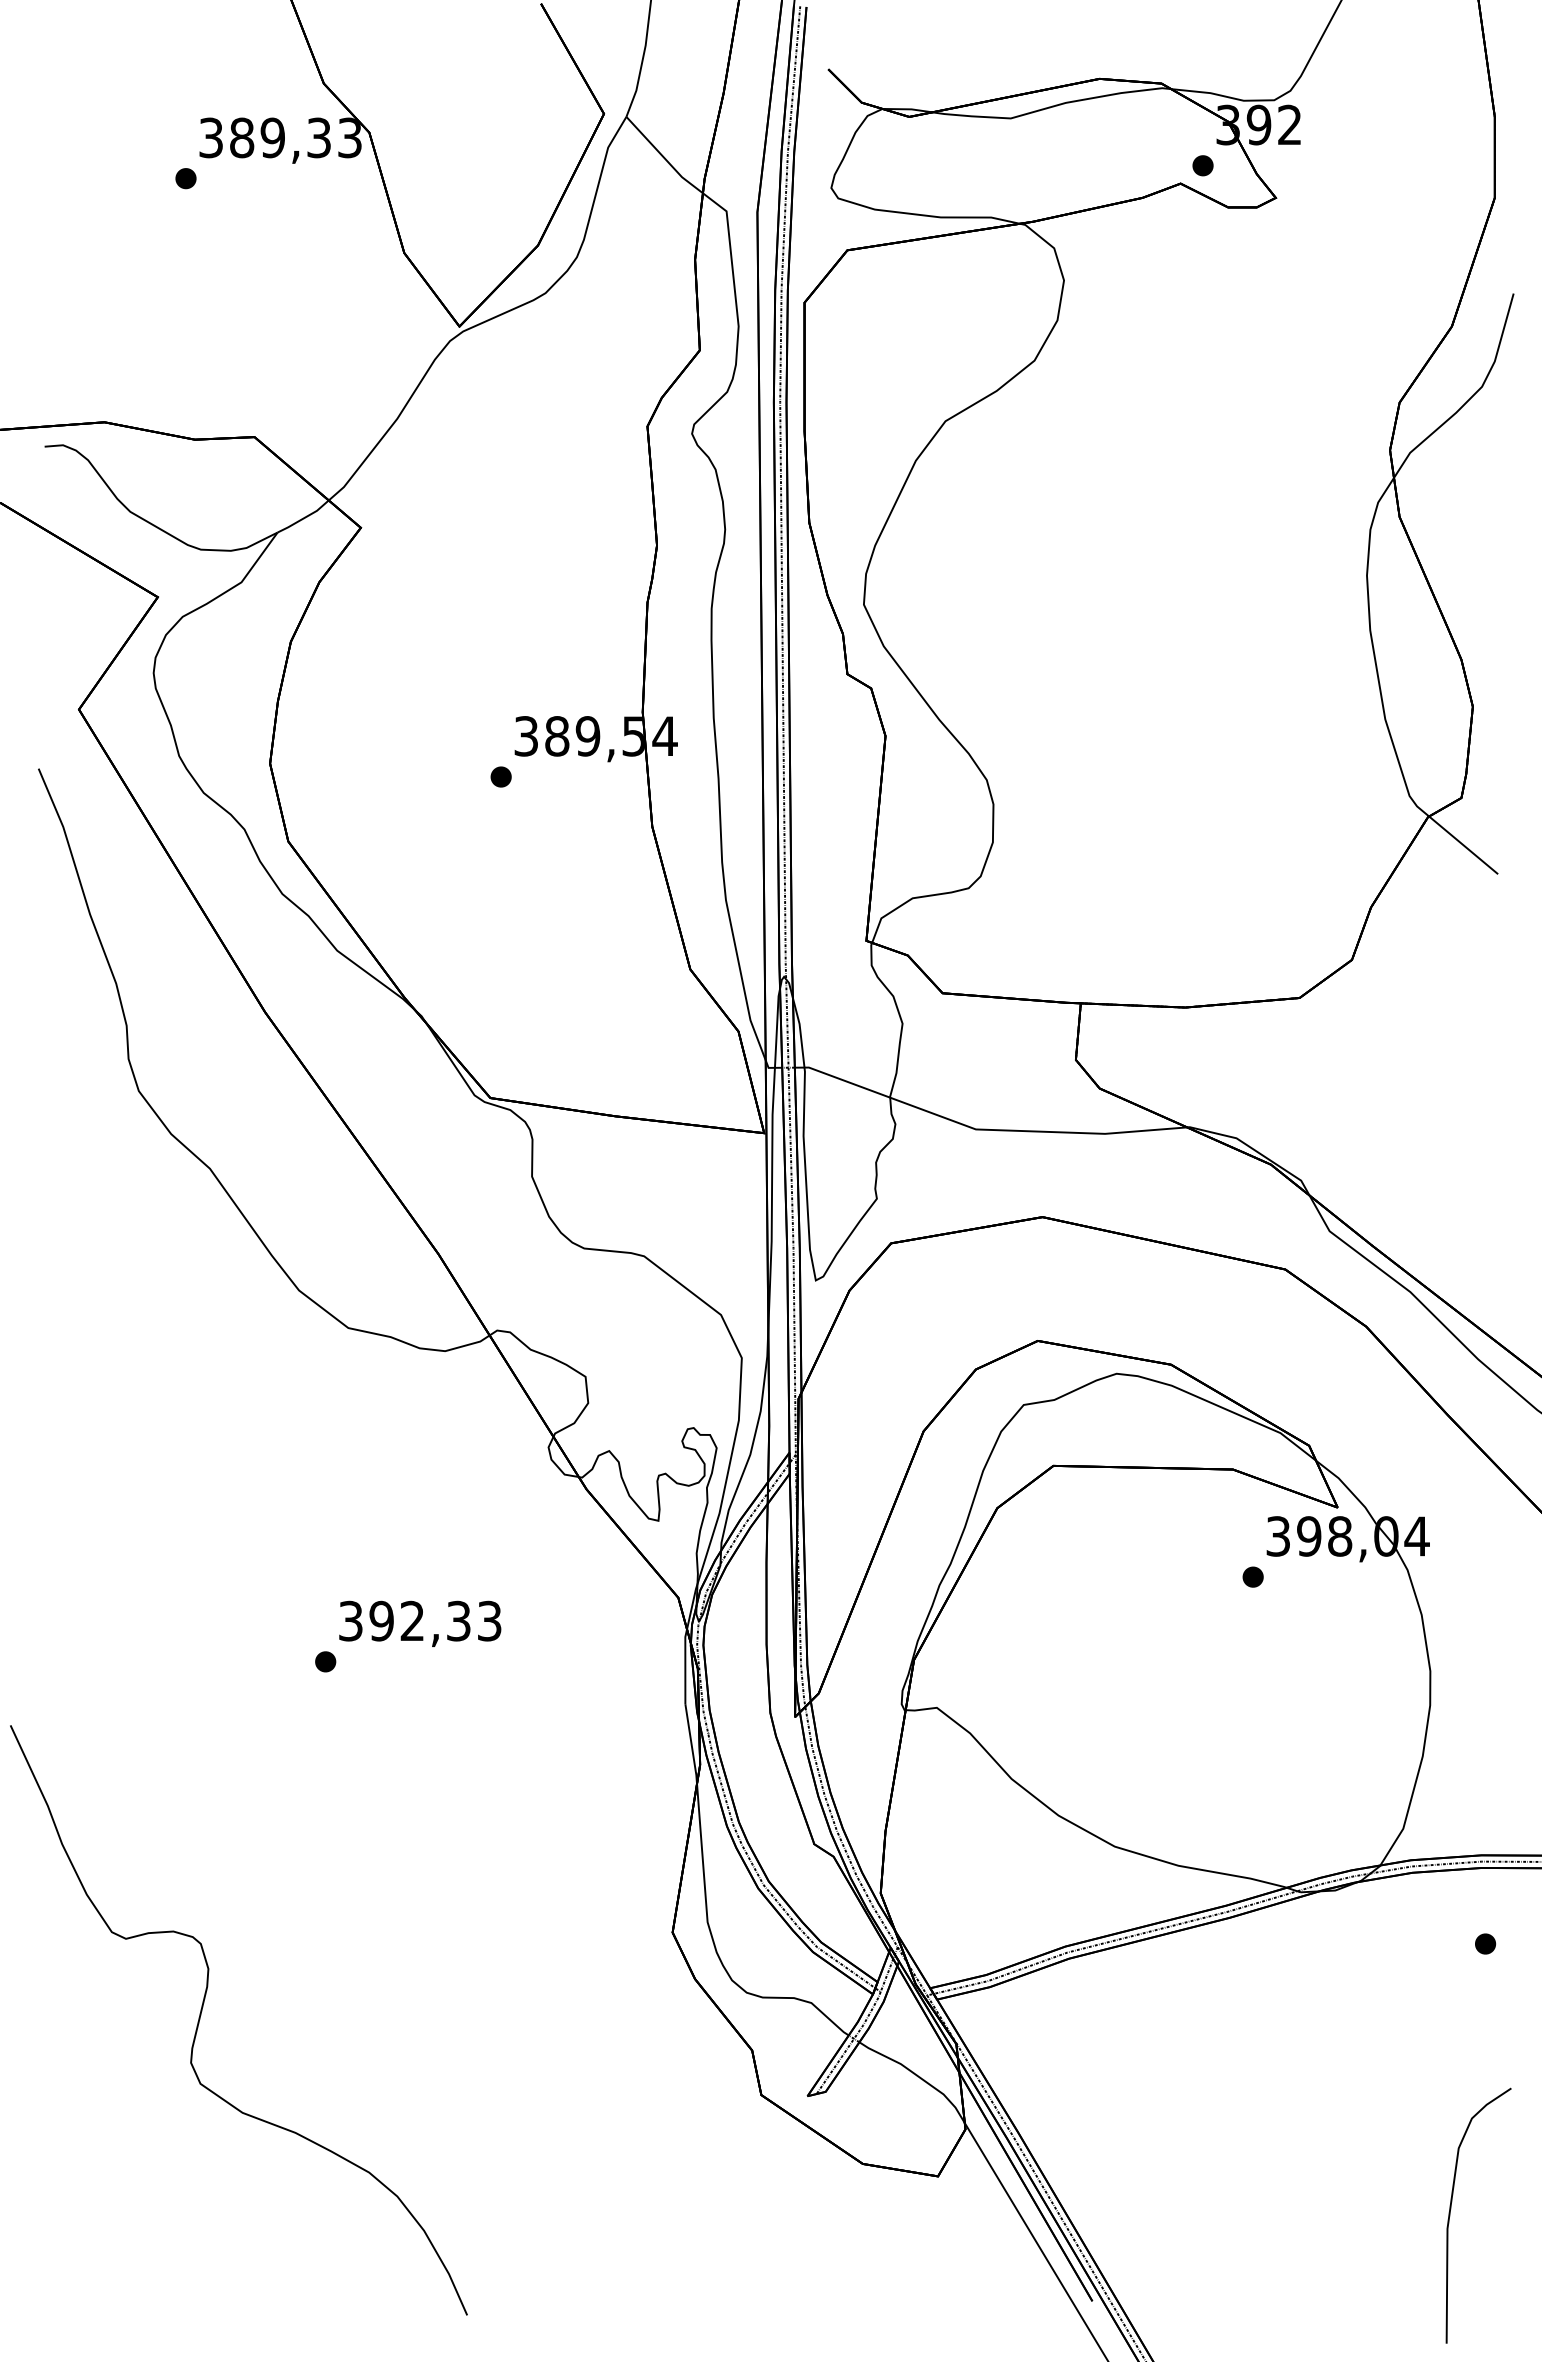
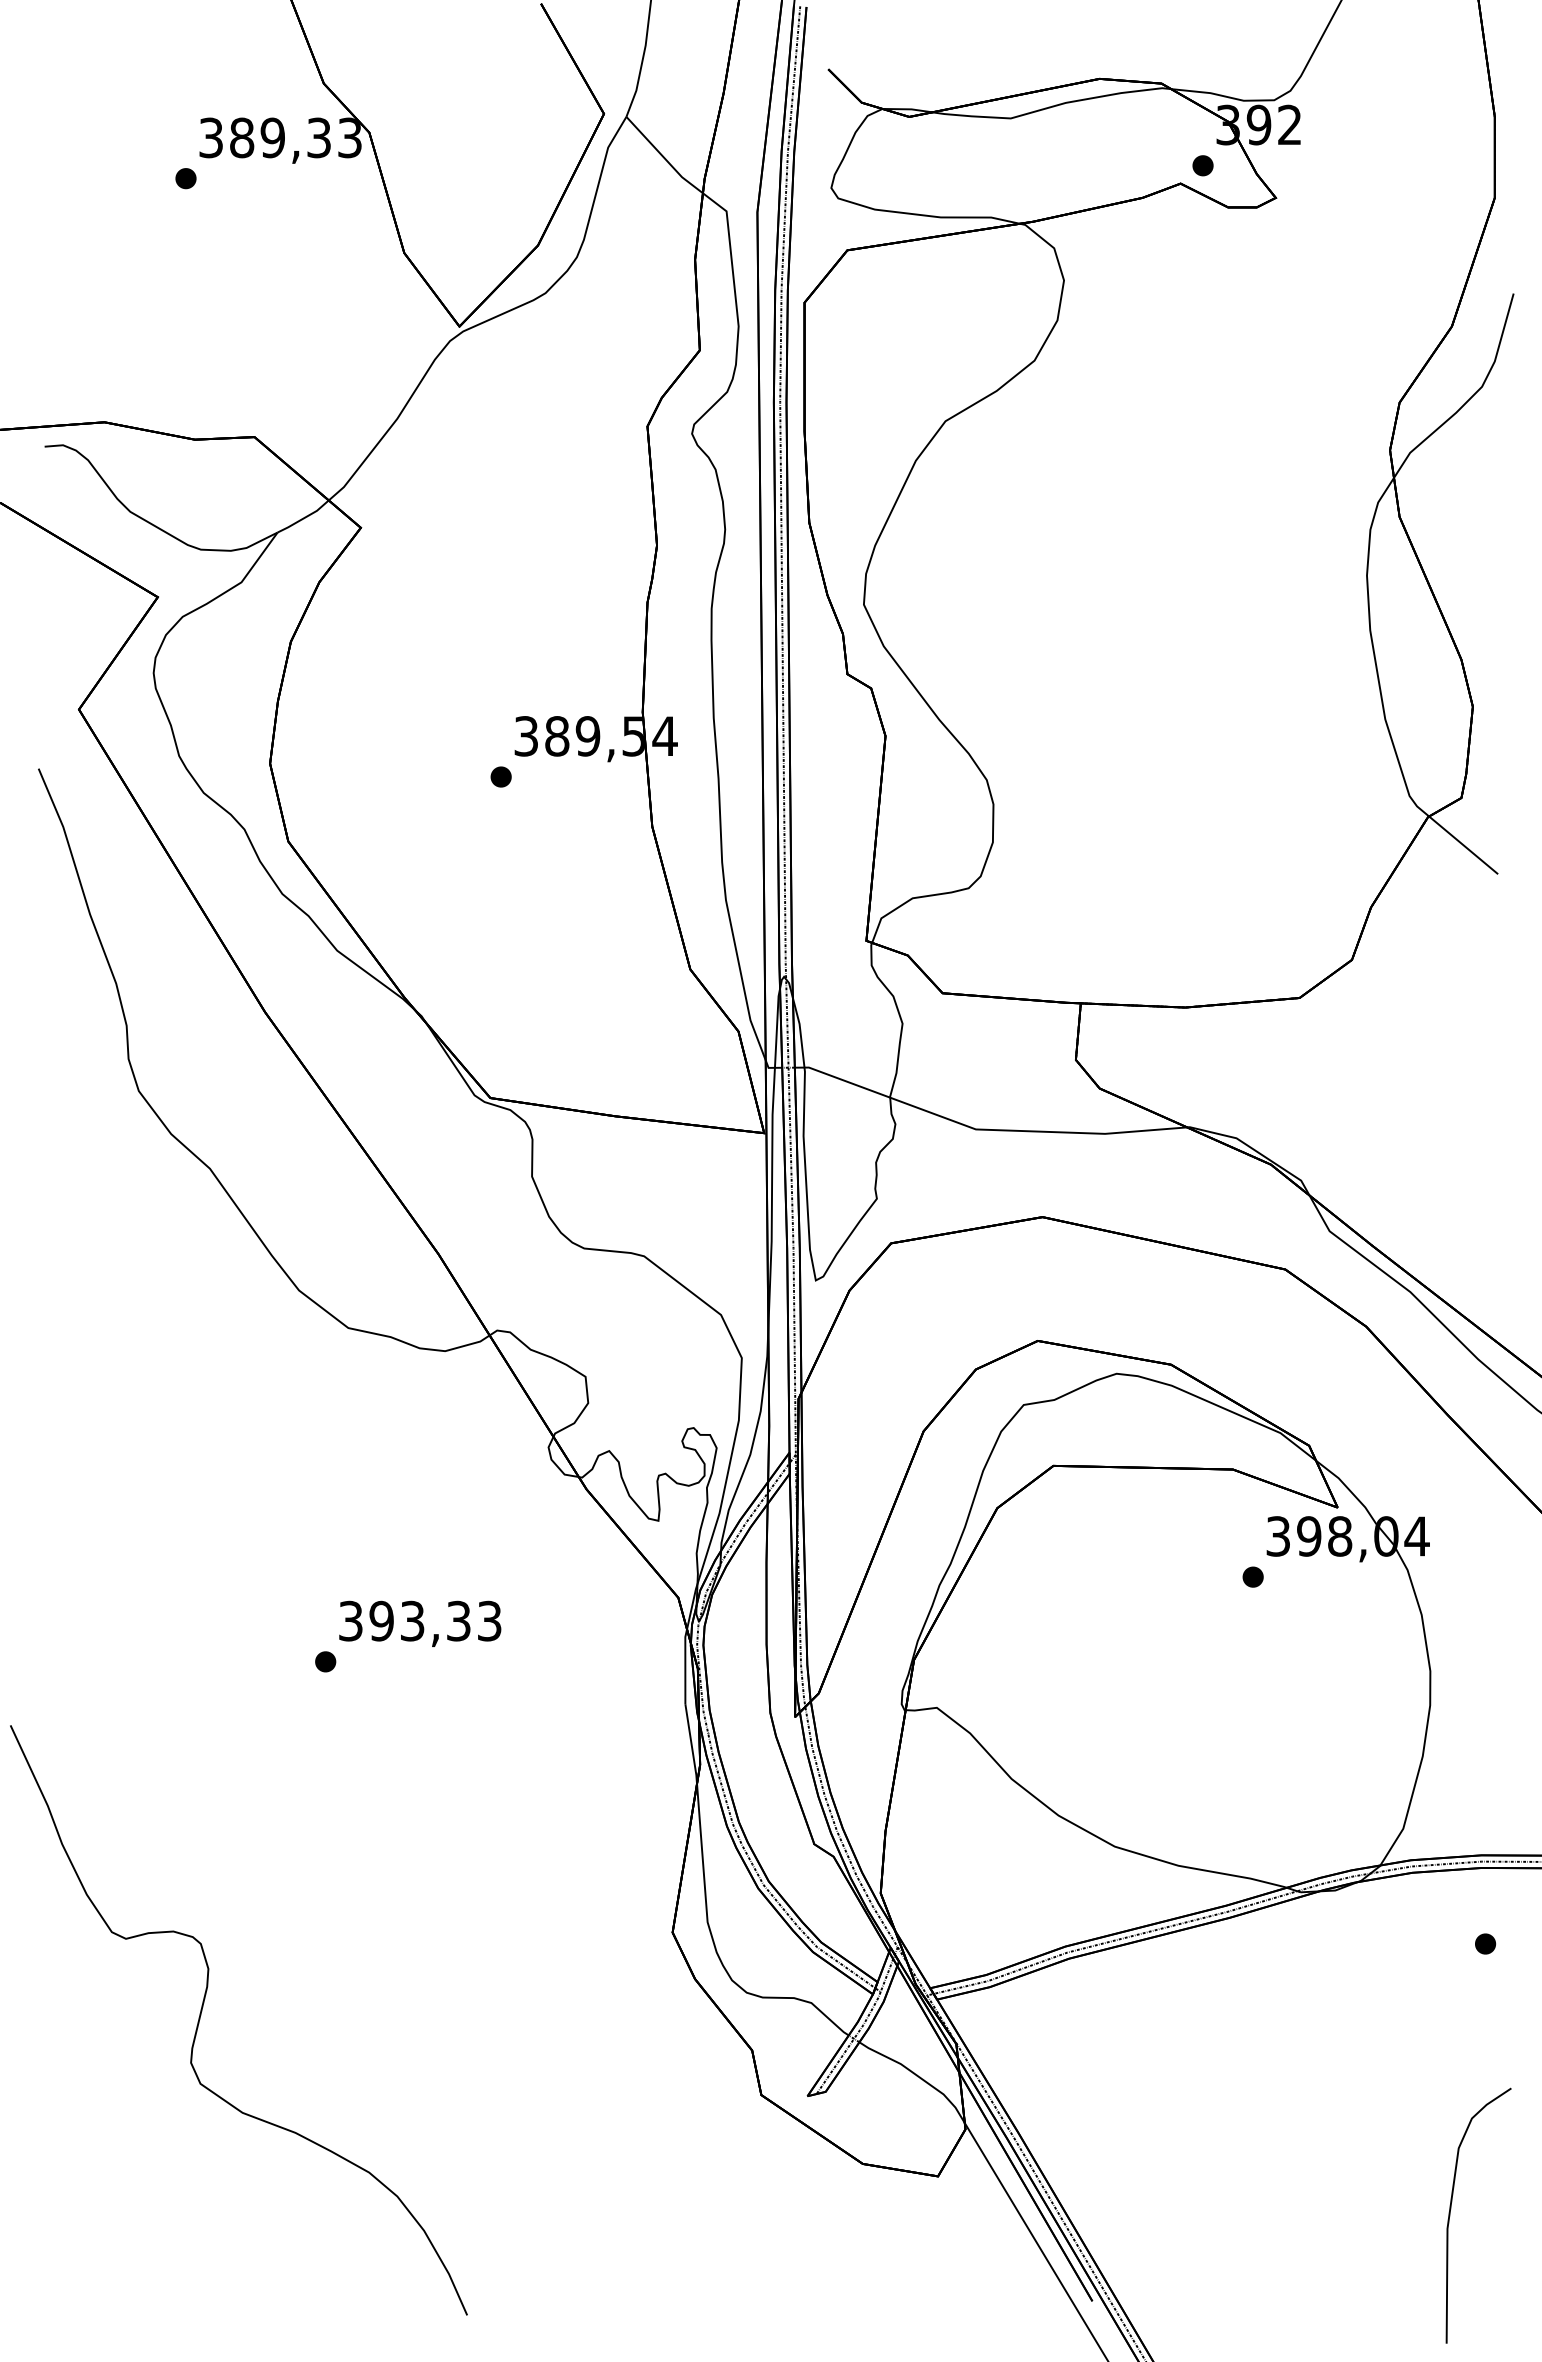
text: 392,33 -> 393,33 (412, 1621)
